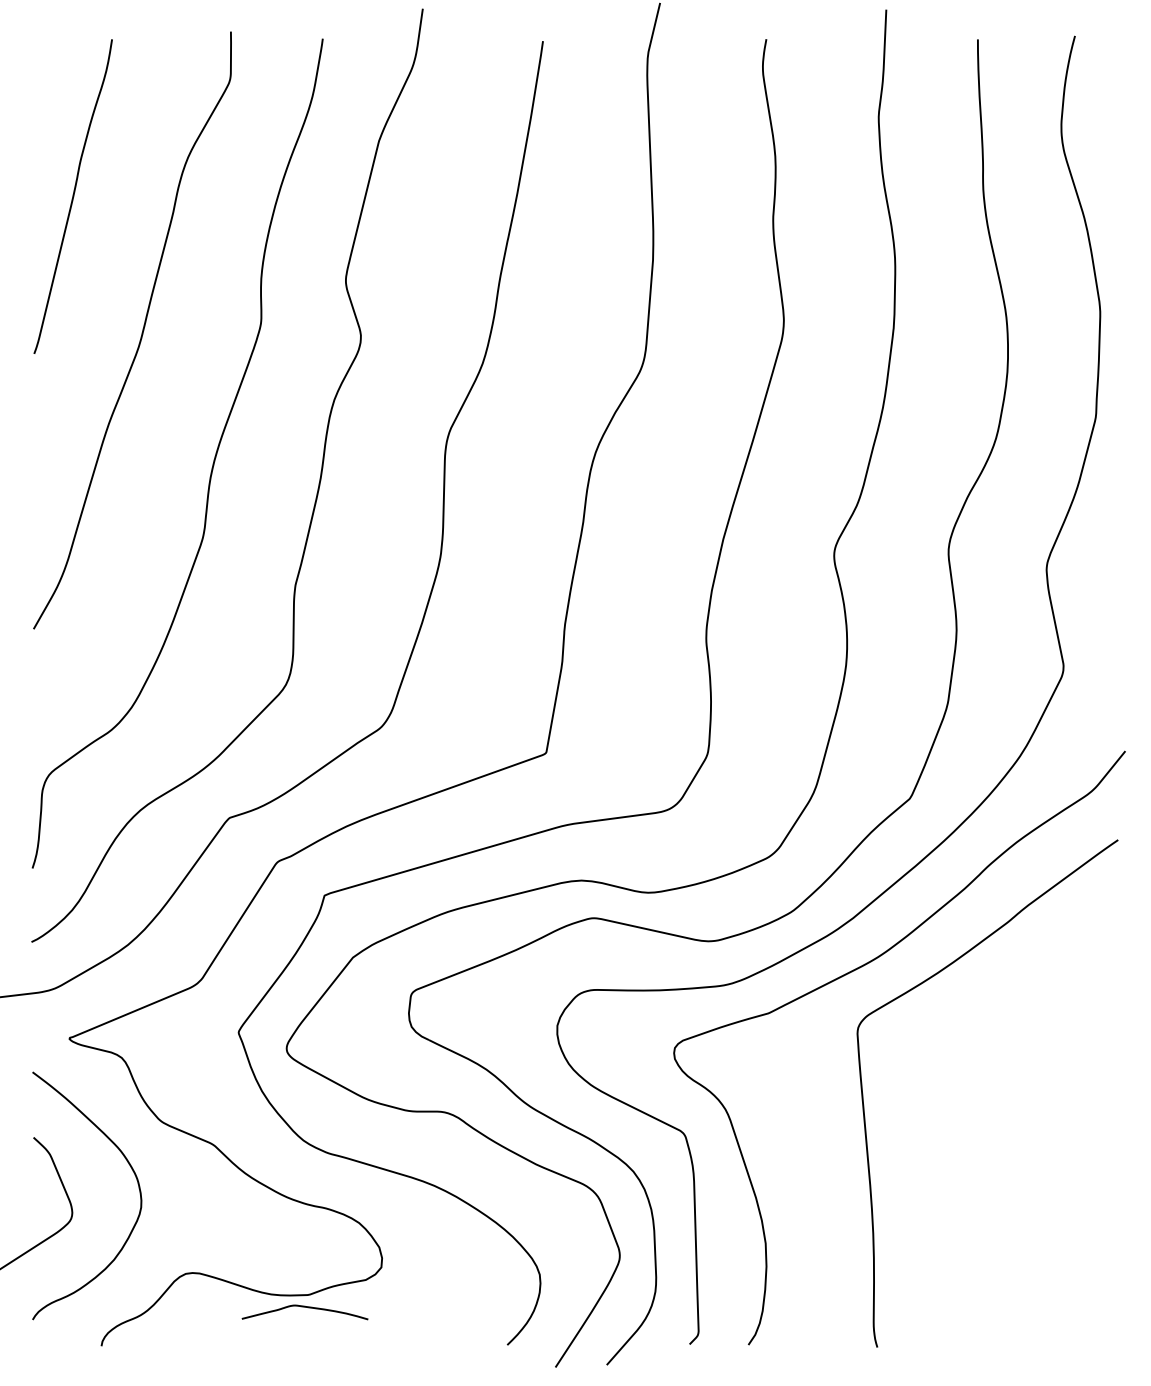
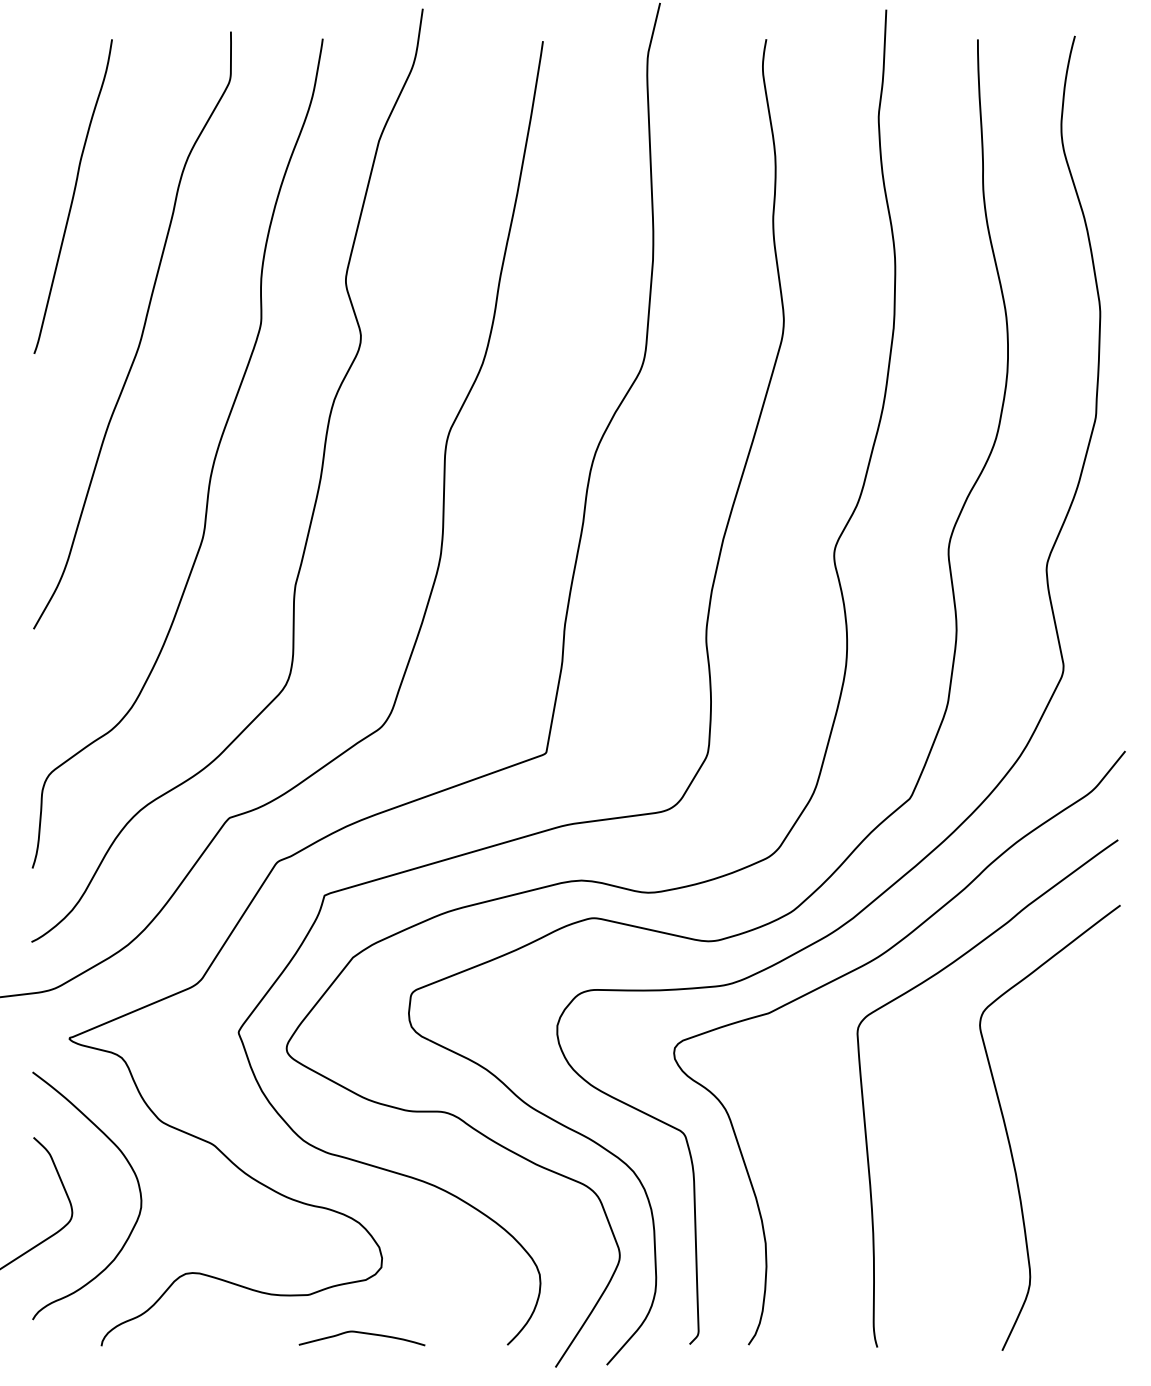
curve: none -> present (1009, 1138)
curve position: (304, 1307) -> (361, 1333) (361, 1333)
